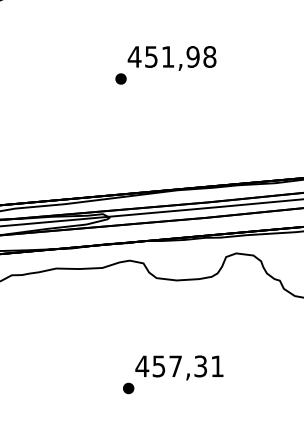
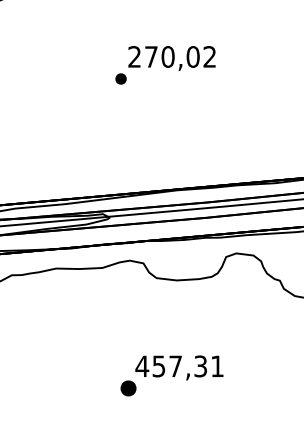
text: 451,98 -> 270,02 (171, 56)
part size: 12x13 px -> 17x17 px (128, 388)
